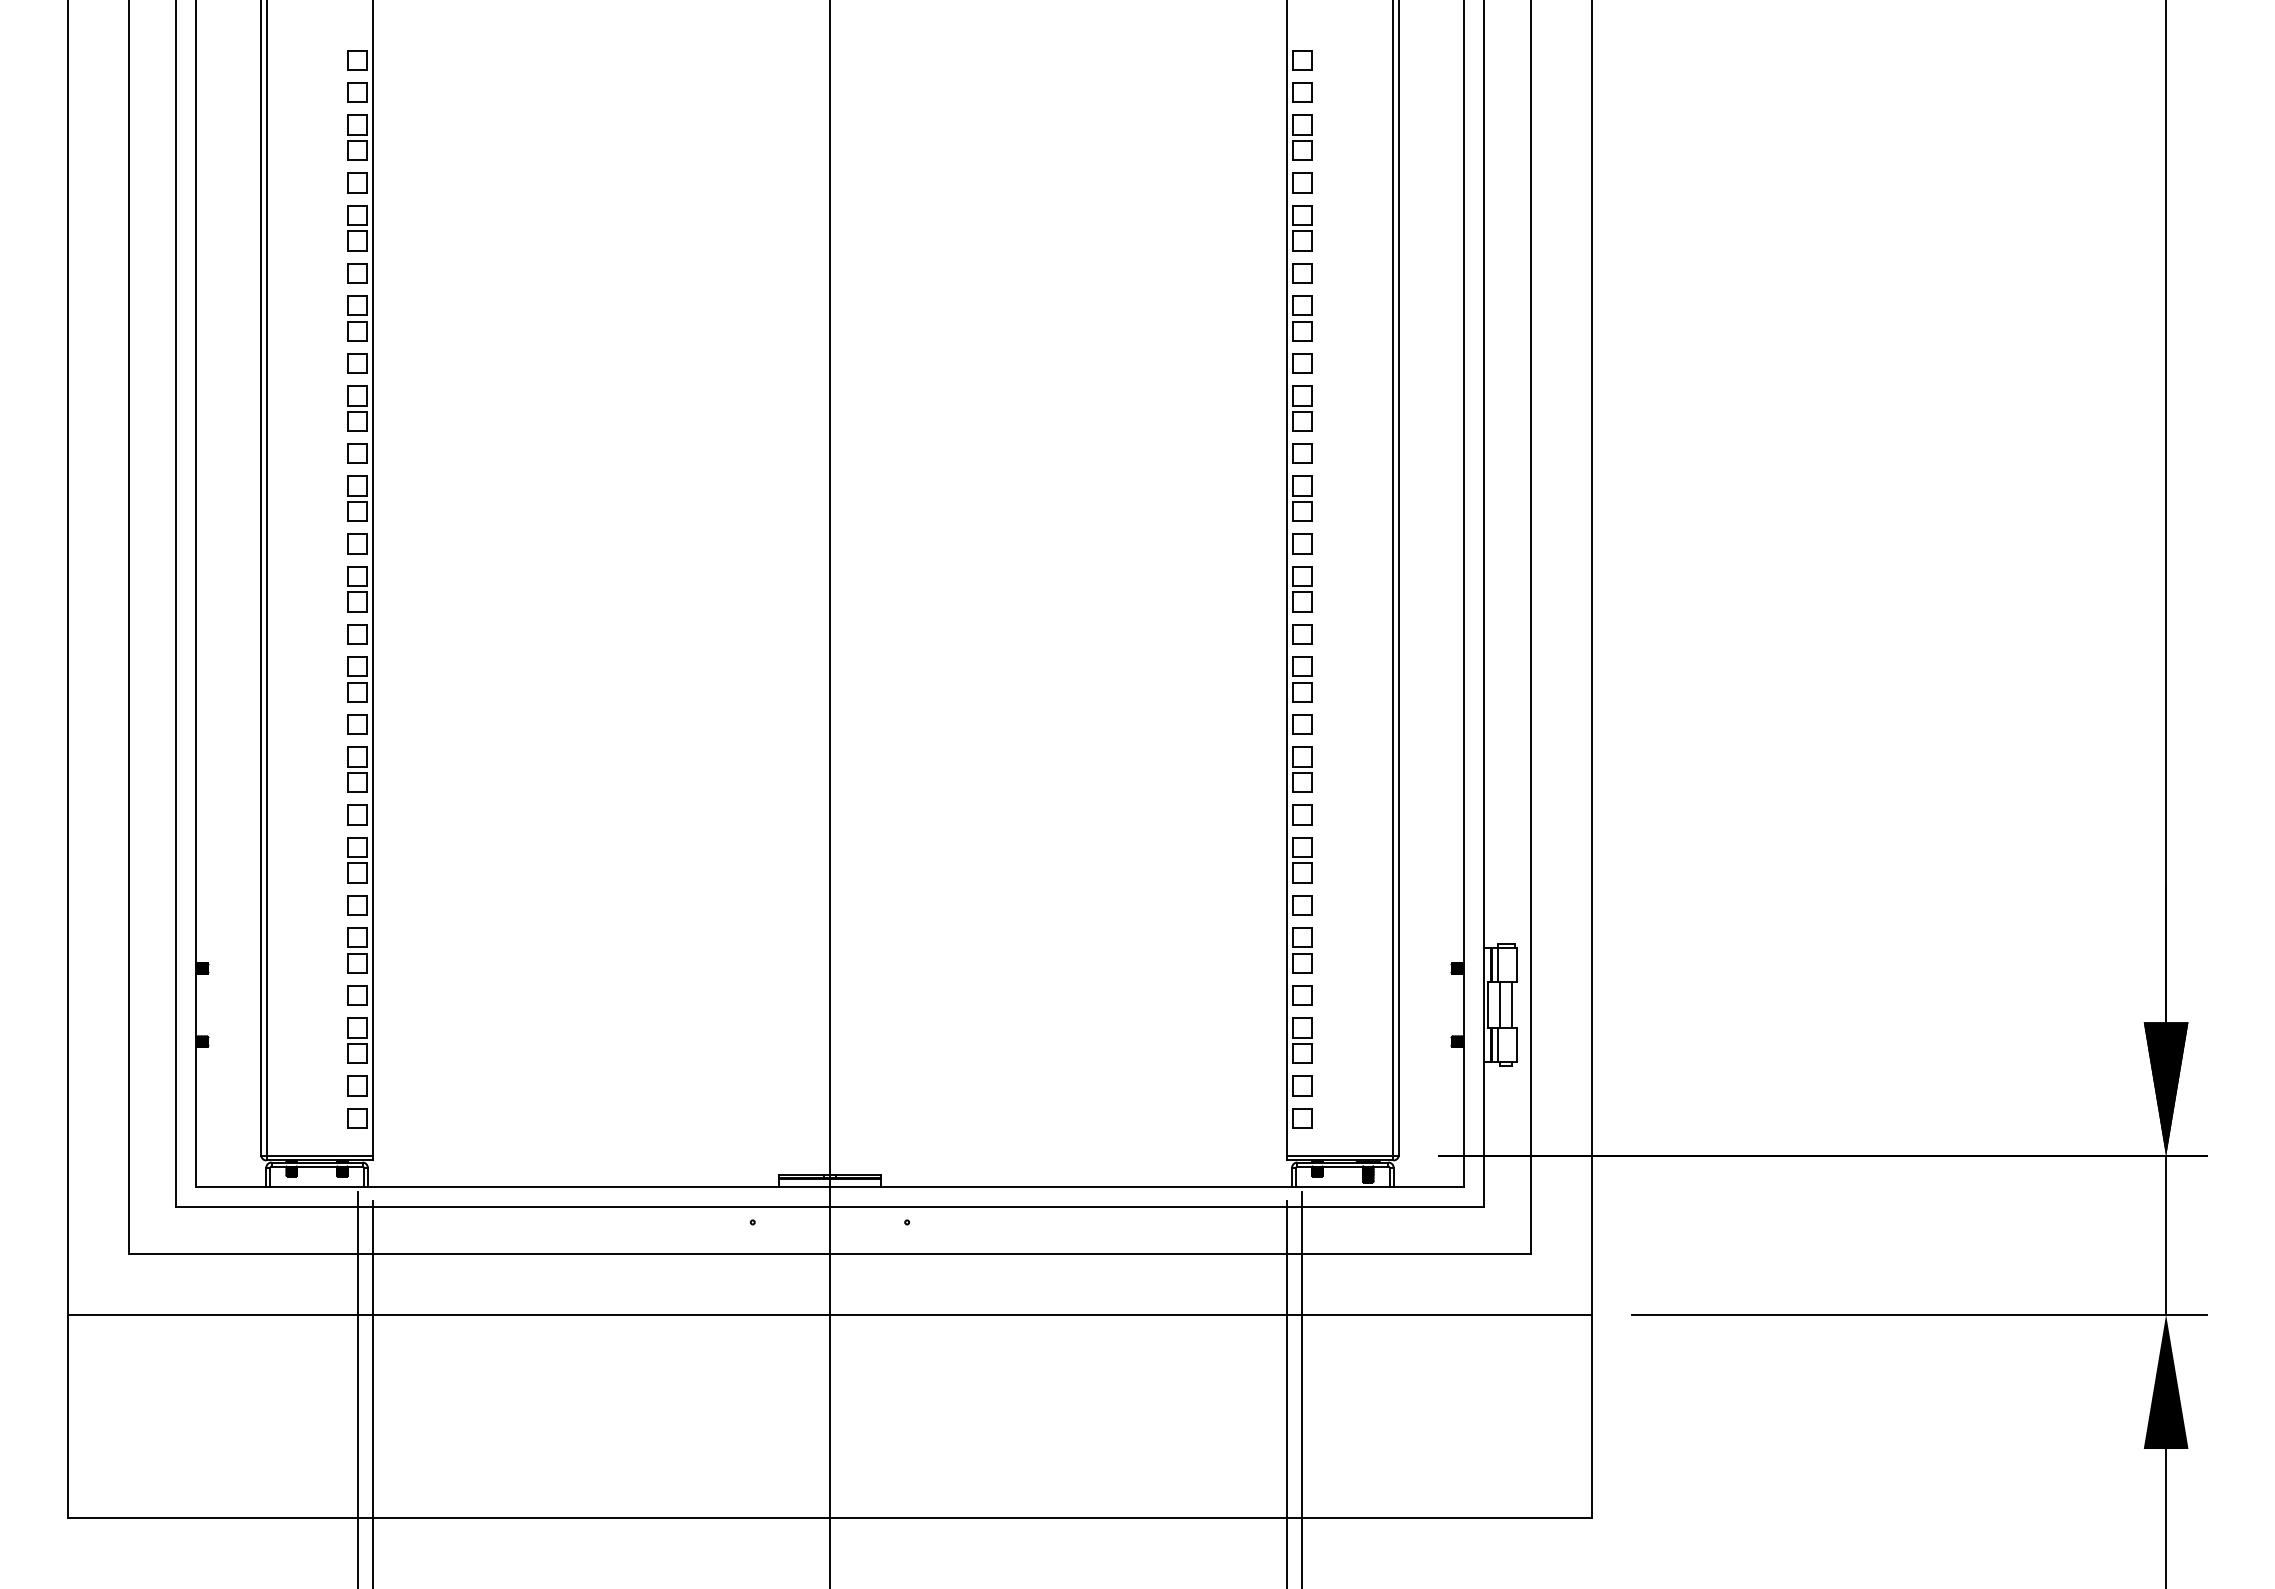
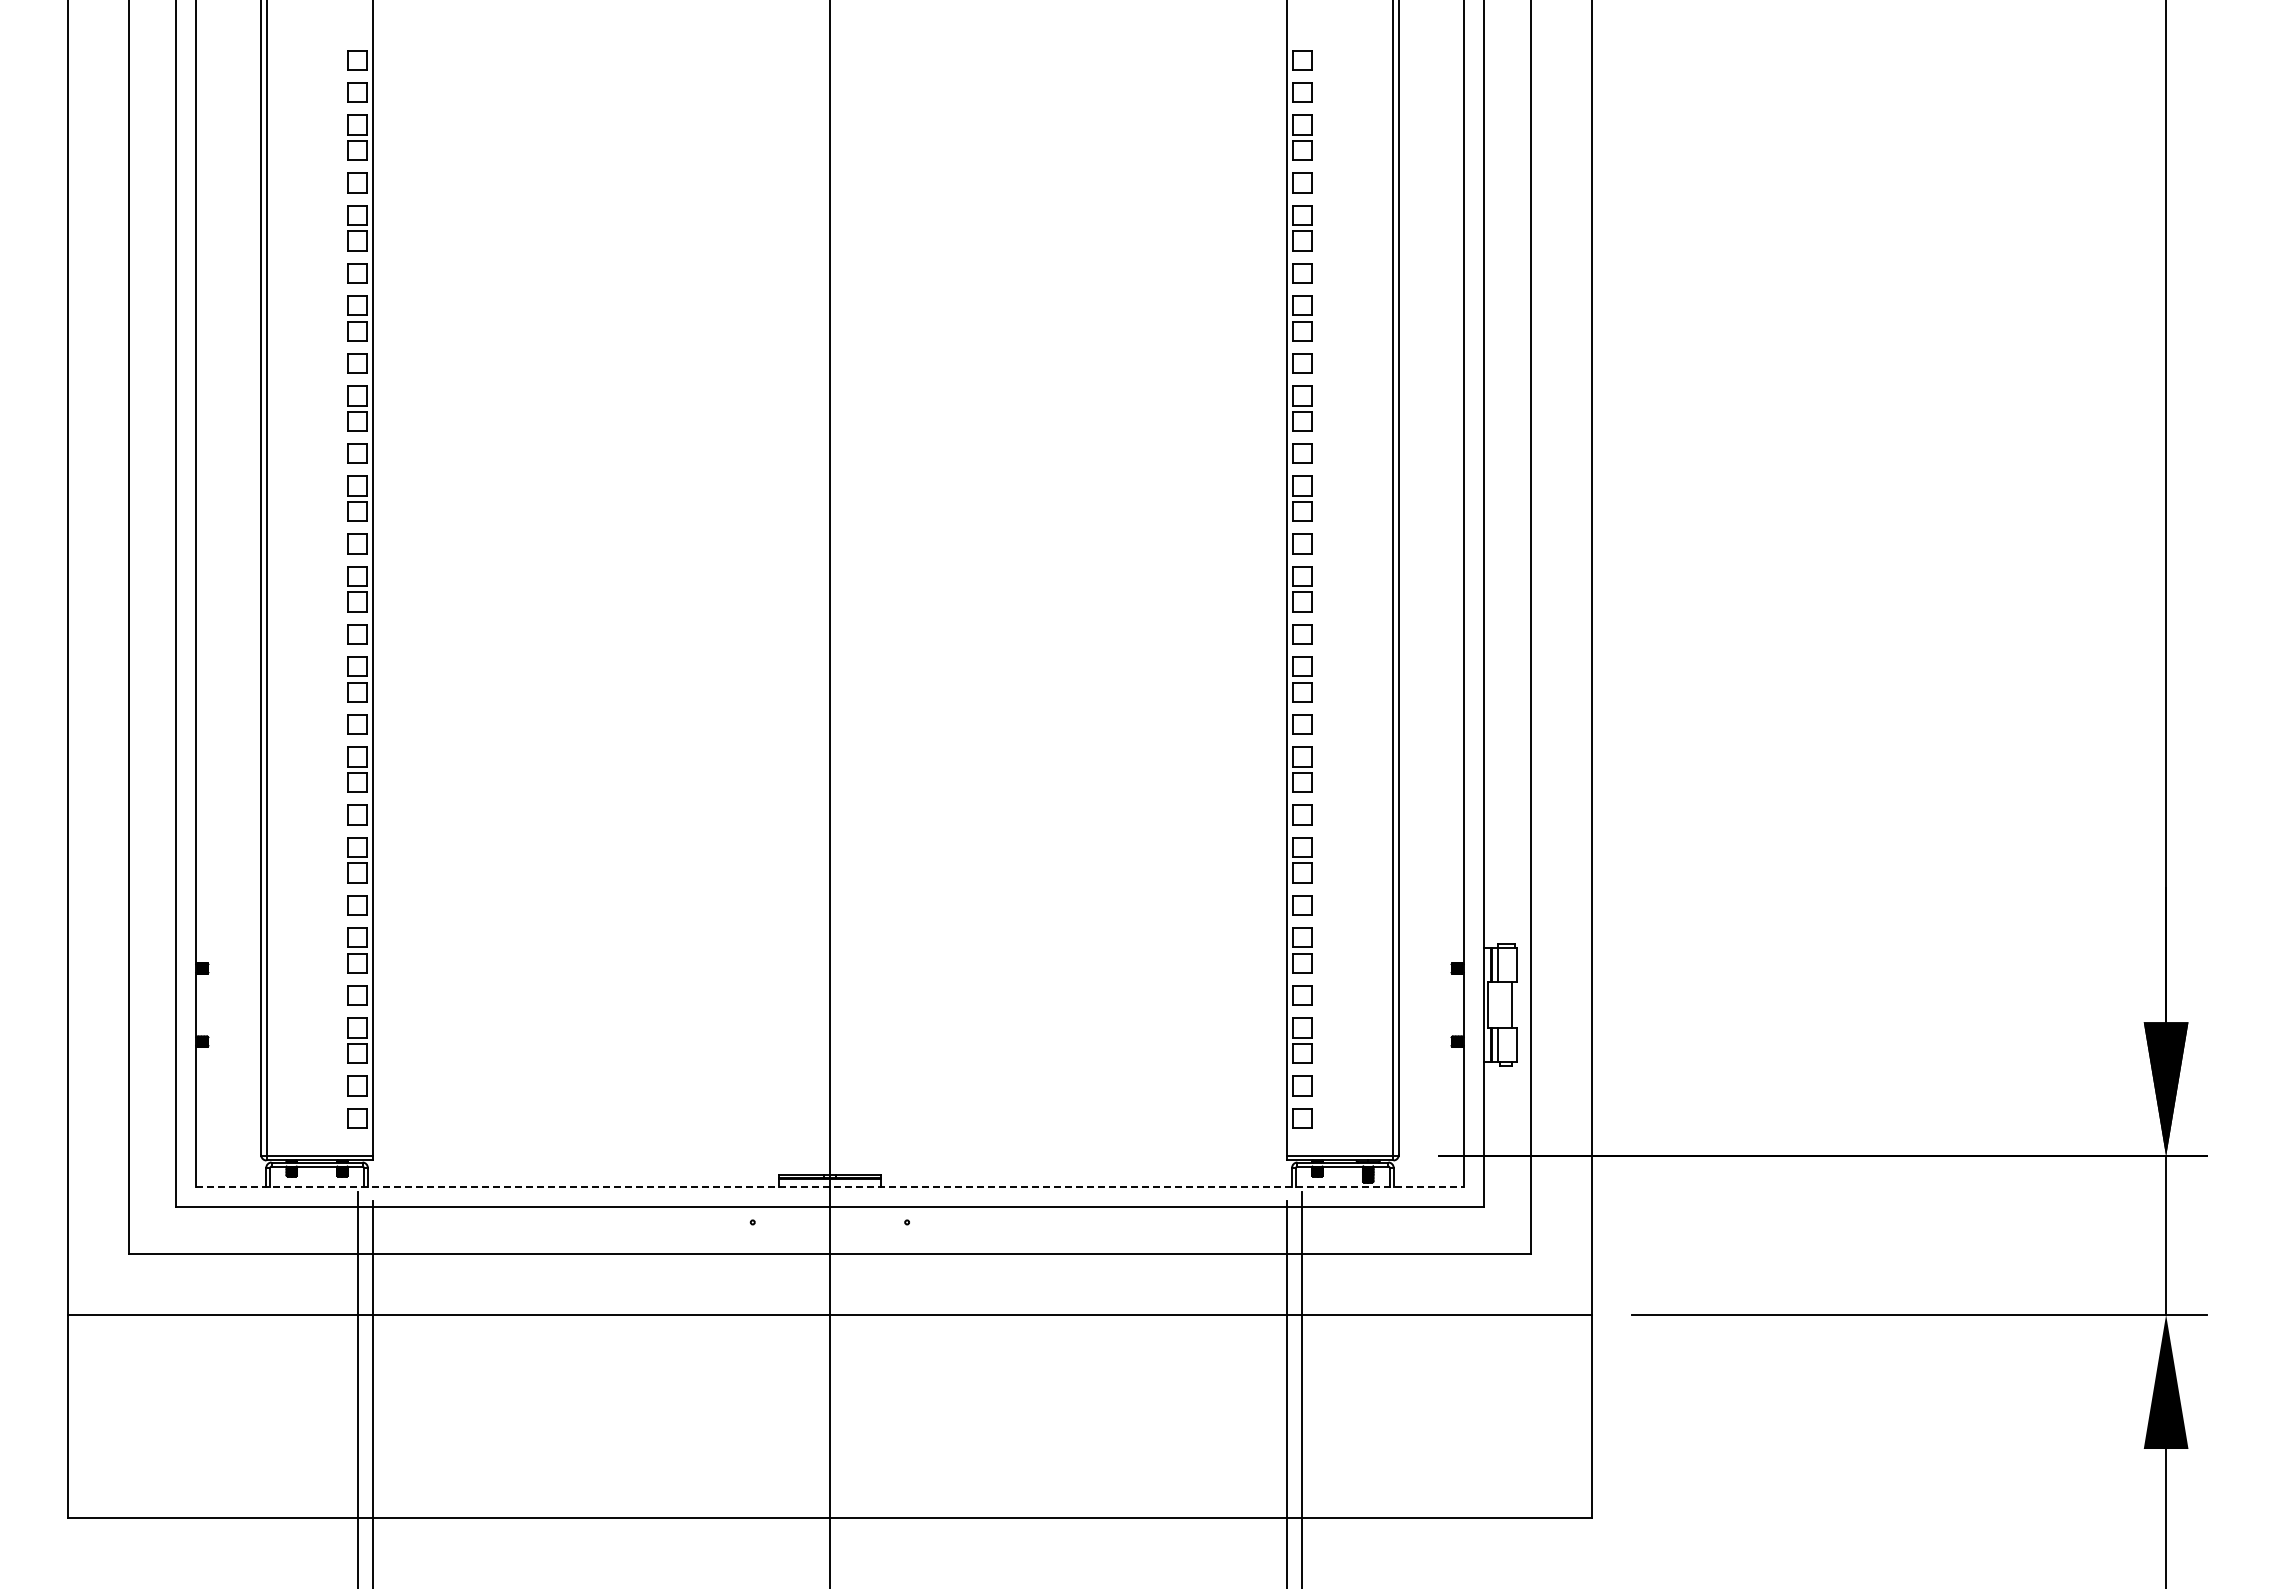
line: present -> none (1500, 1004)
line: solid -> dashed (829, 1186)
